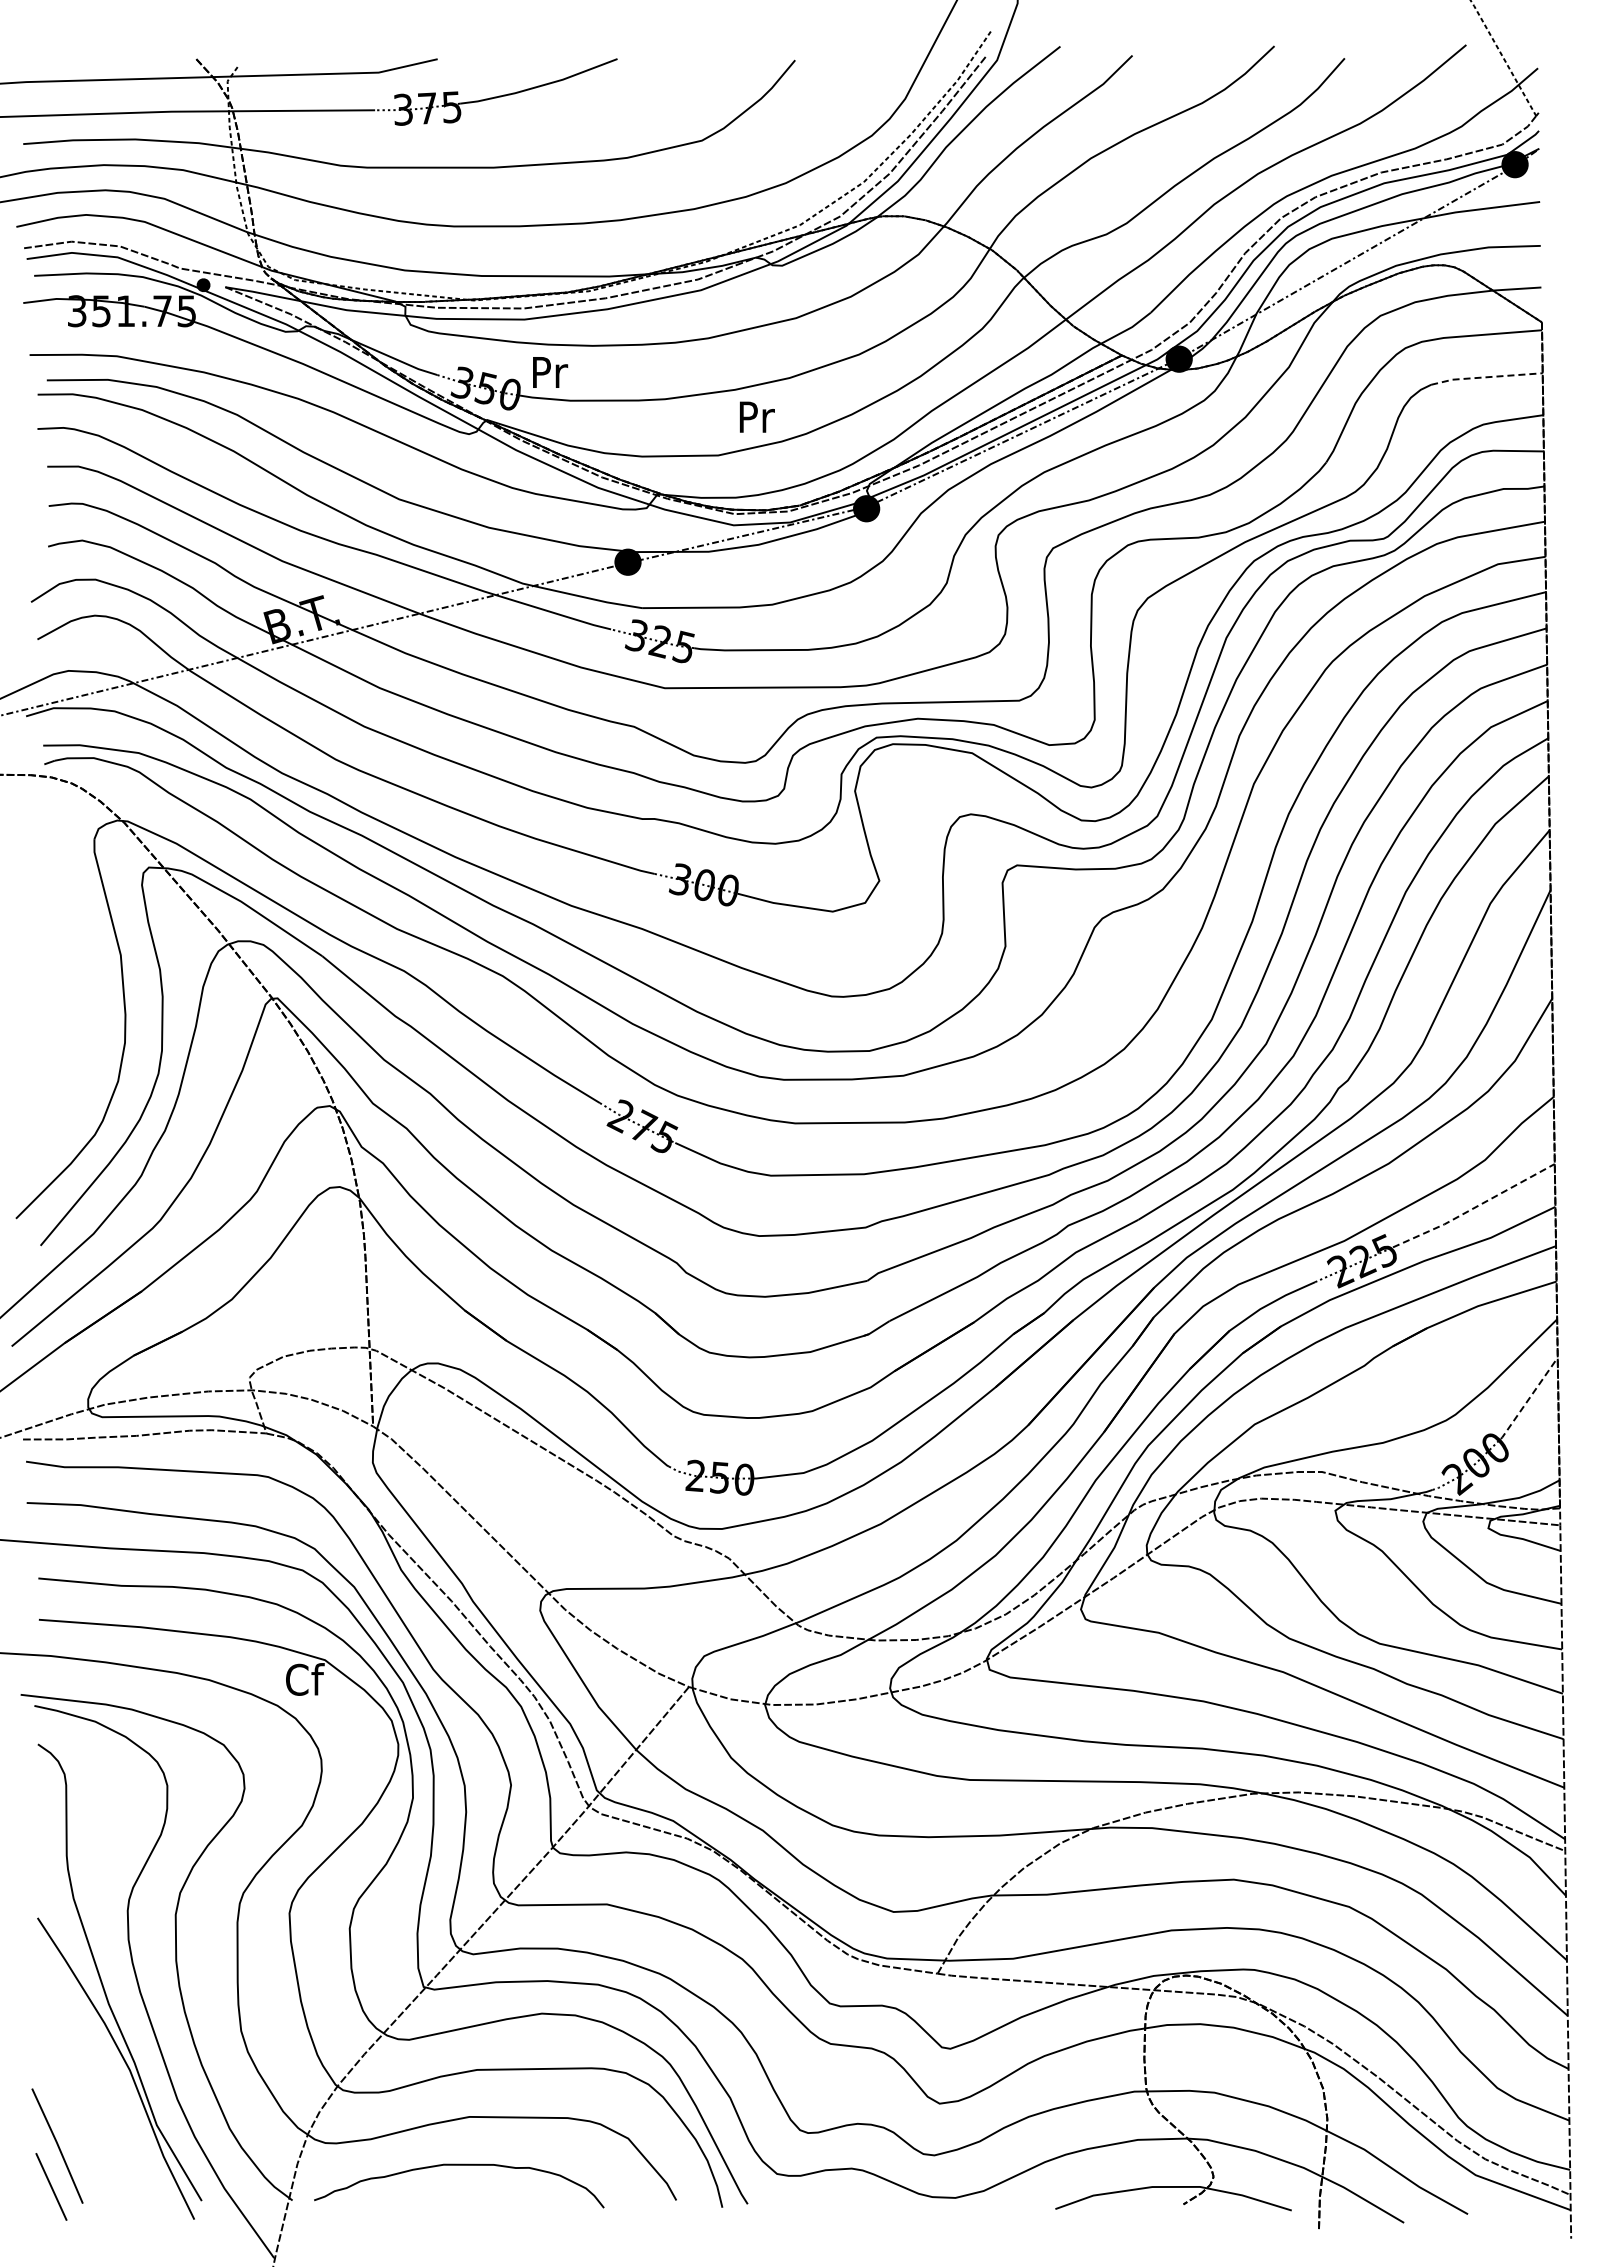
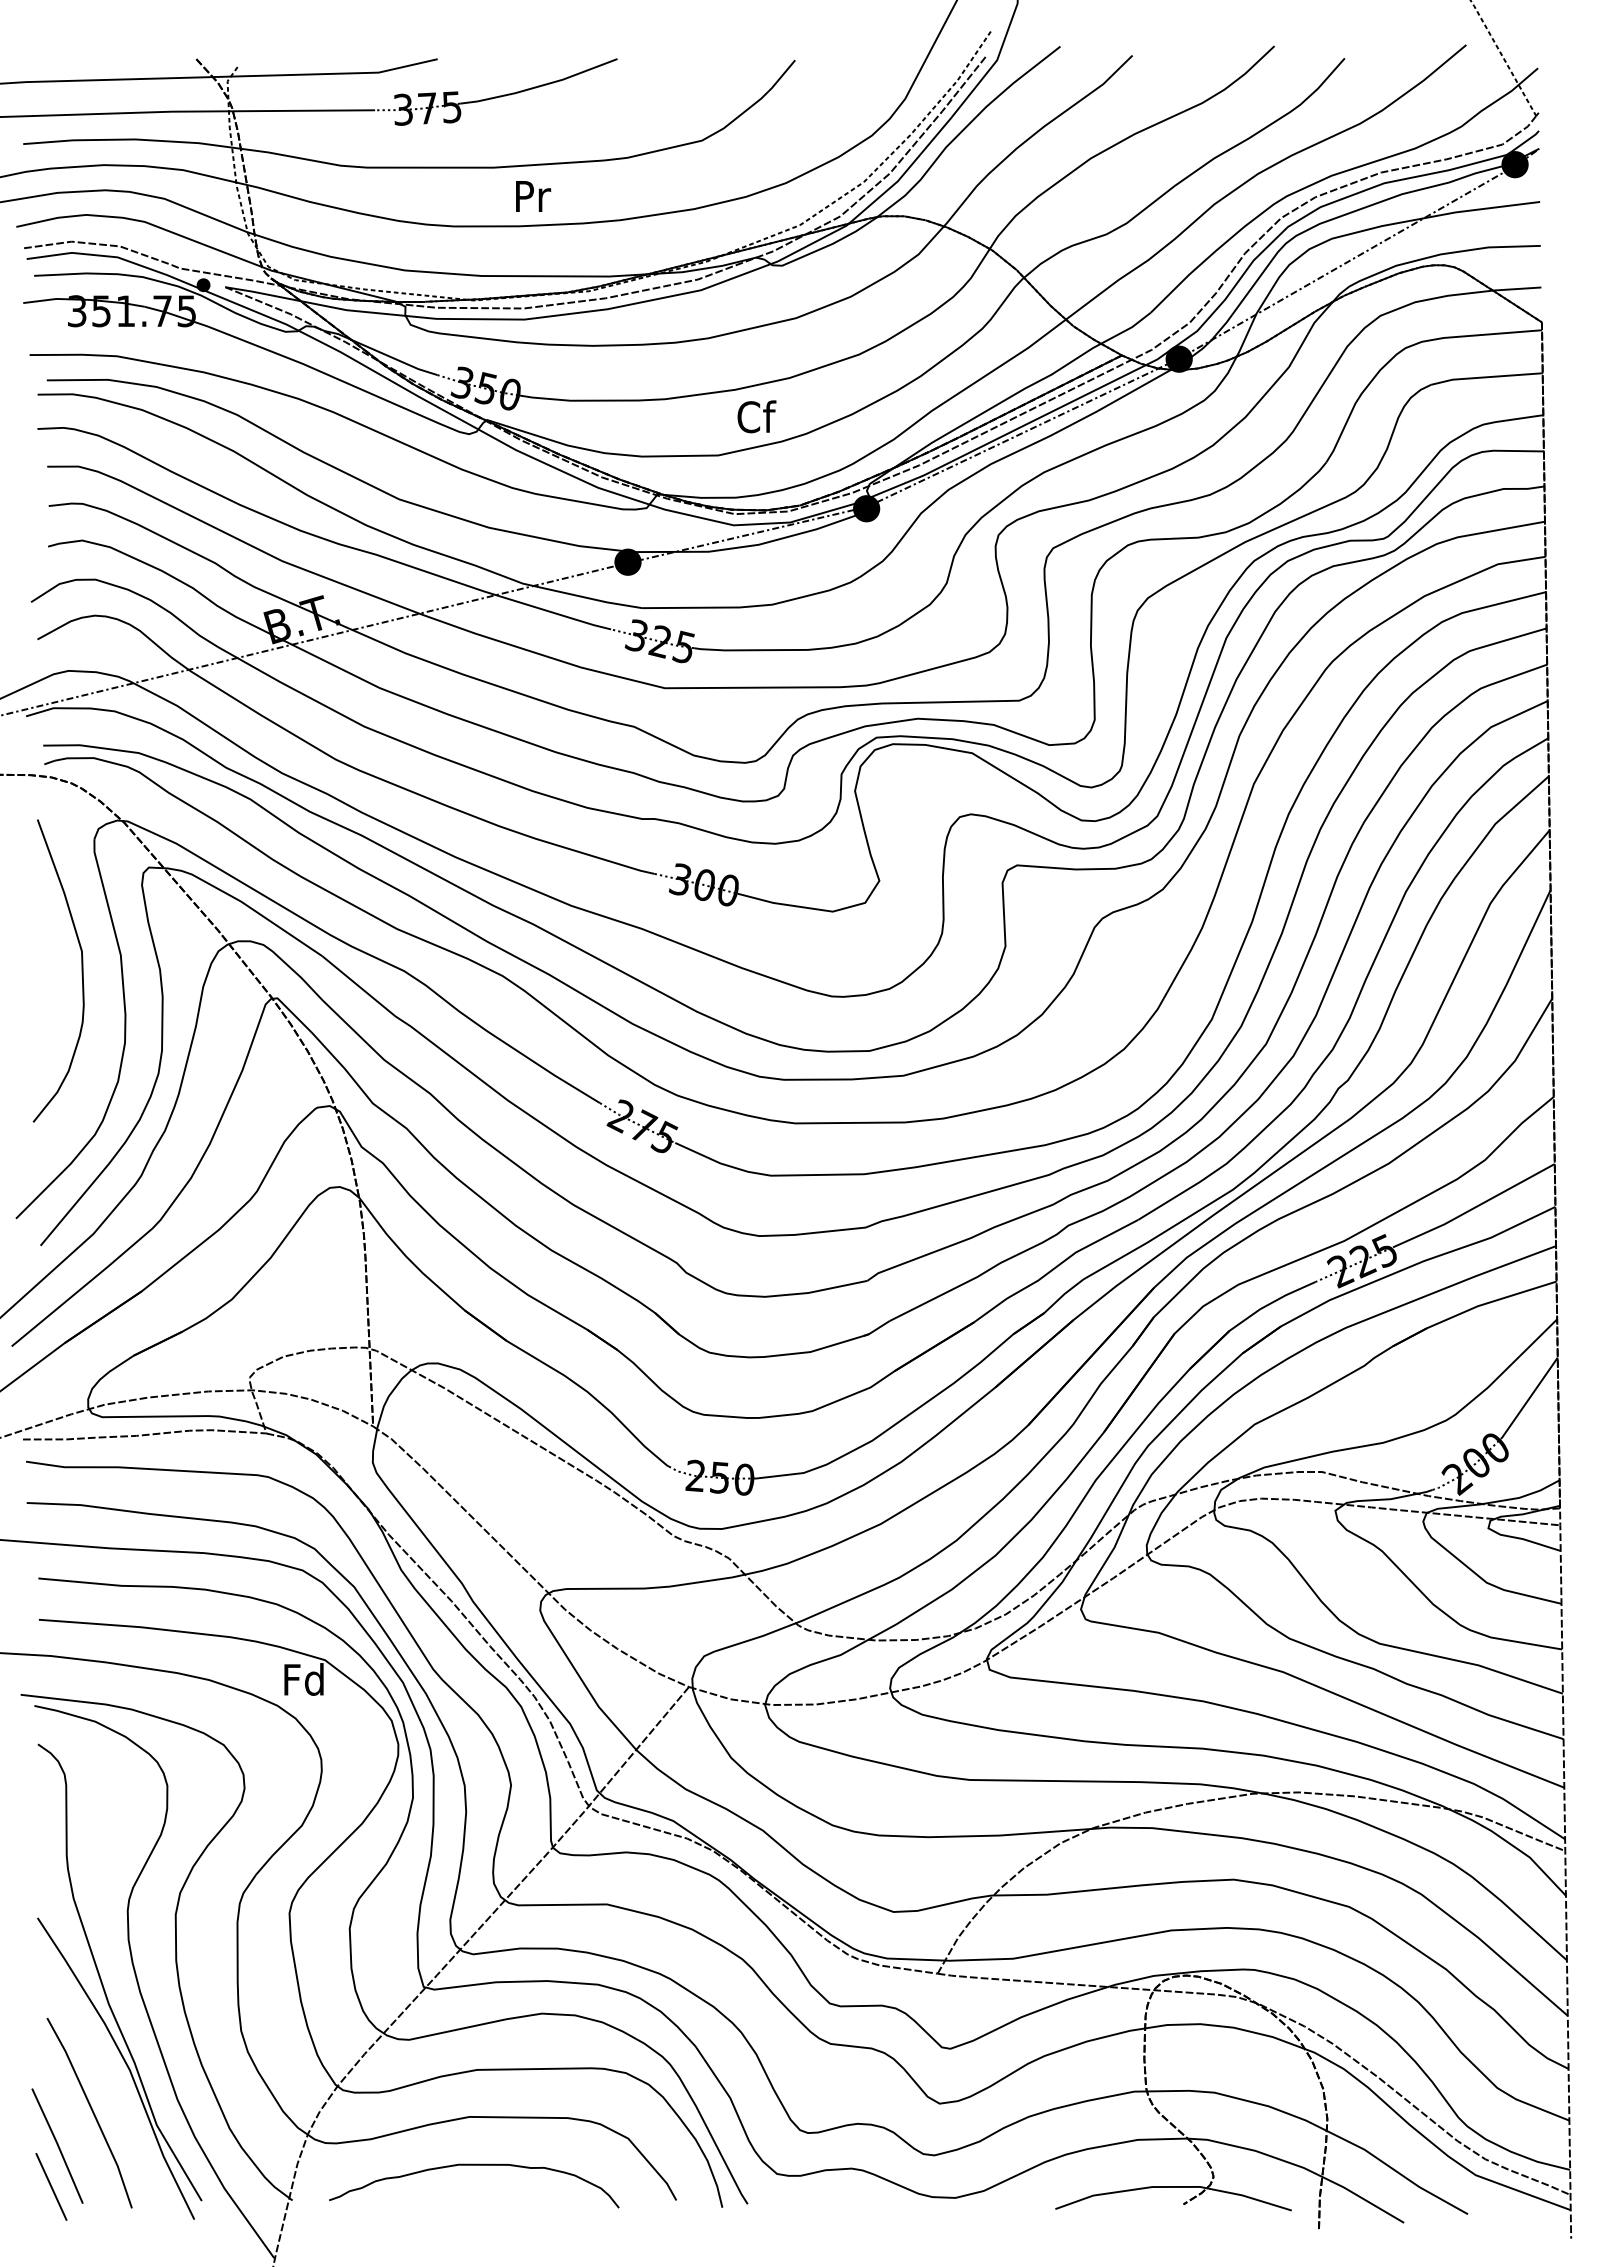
text position: (550, 372) -> (533, 196) (533, 196)
line: dashed -> solid (1486, 377)
text: Pr -> Cf (756, 416)
curve: none -> present (81, 970)
line: dashed -> solid (1474, 1208)
line: dashed -> solid (1529, 1398)
text: Cf -> Fd (304, 1679)
line: none -> present (91, 2111)
curve position: (459, 2165) -> (474, 2165) (474, 2165)
